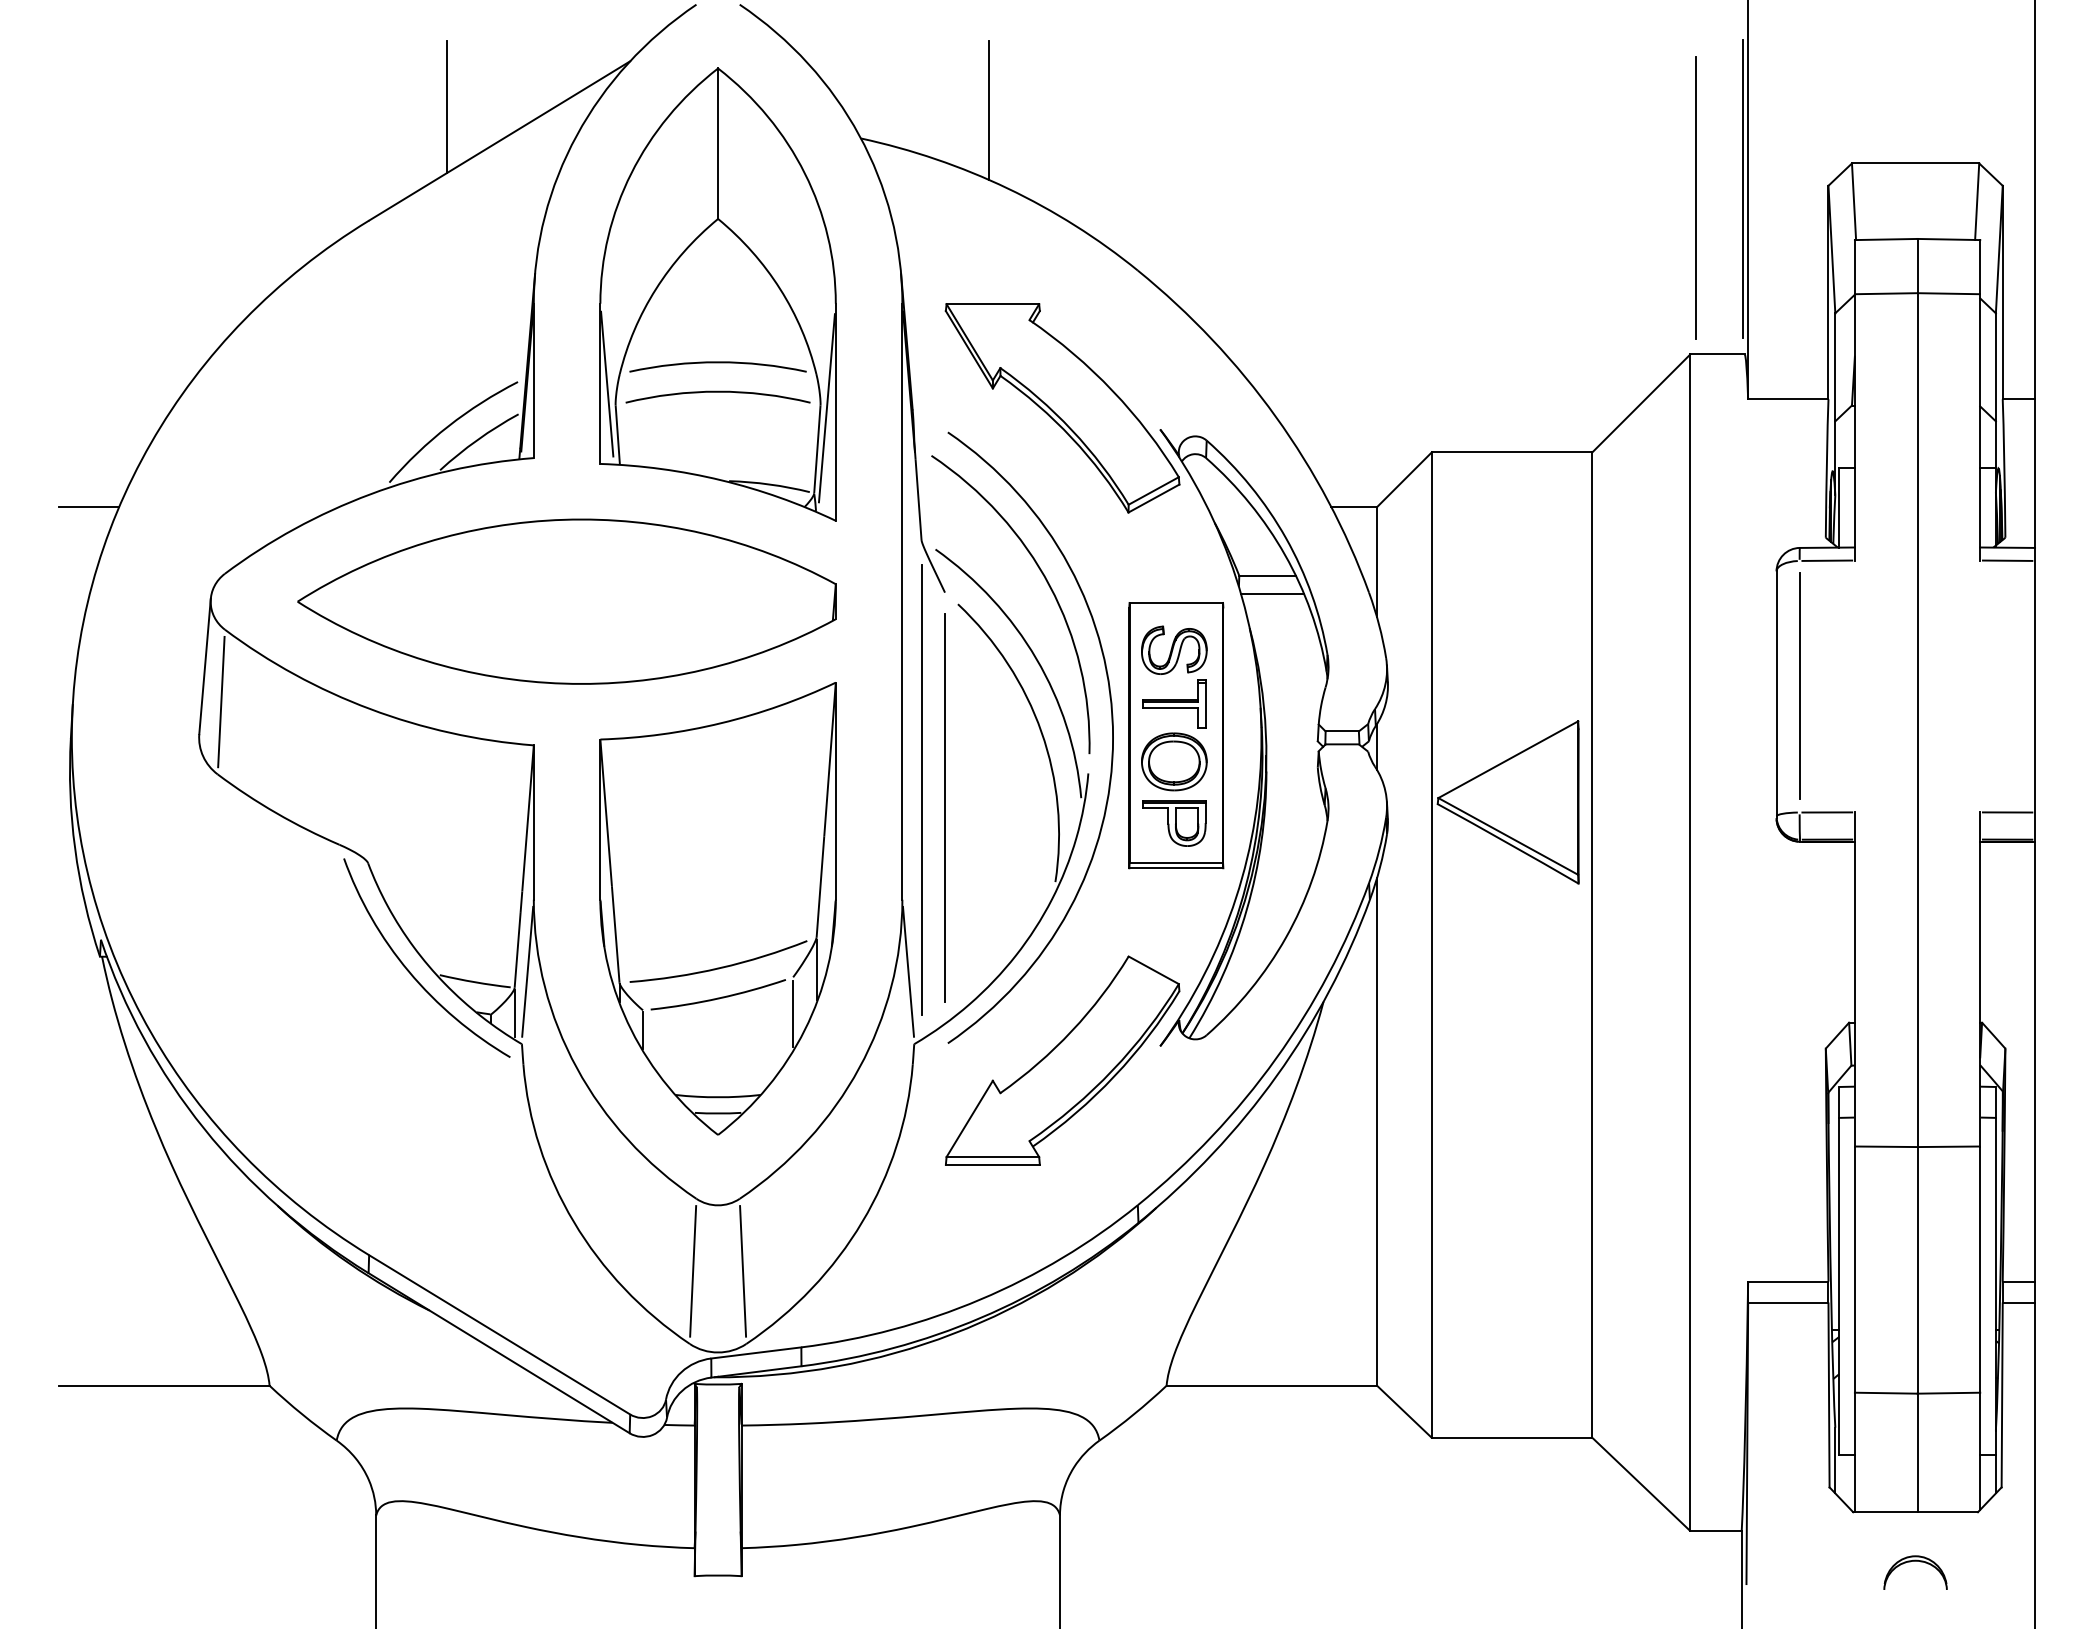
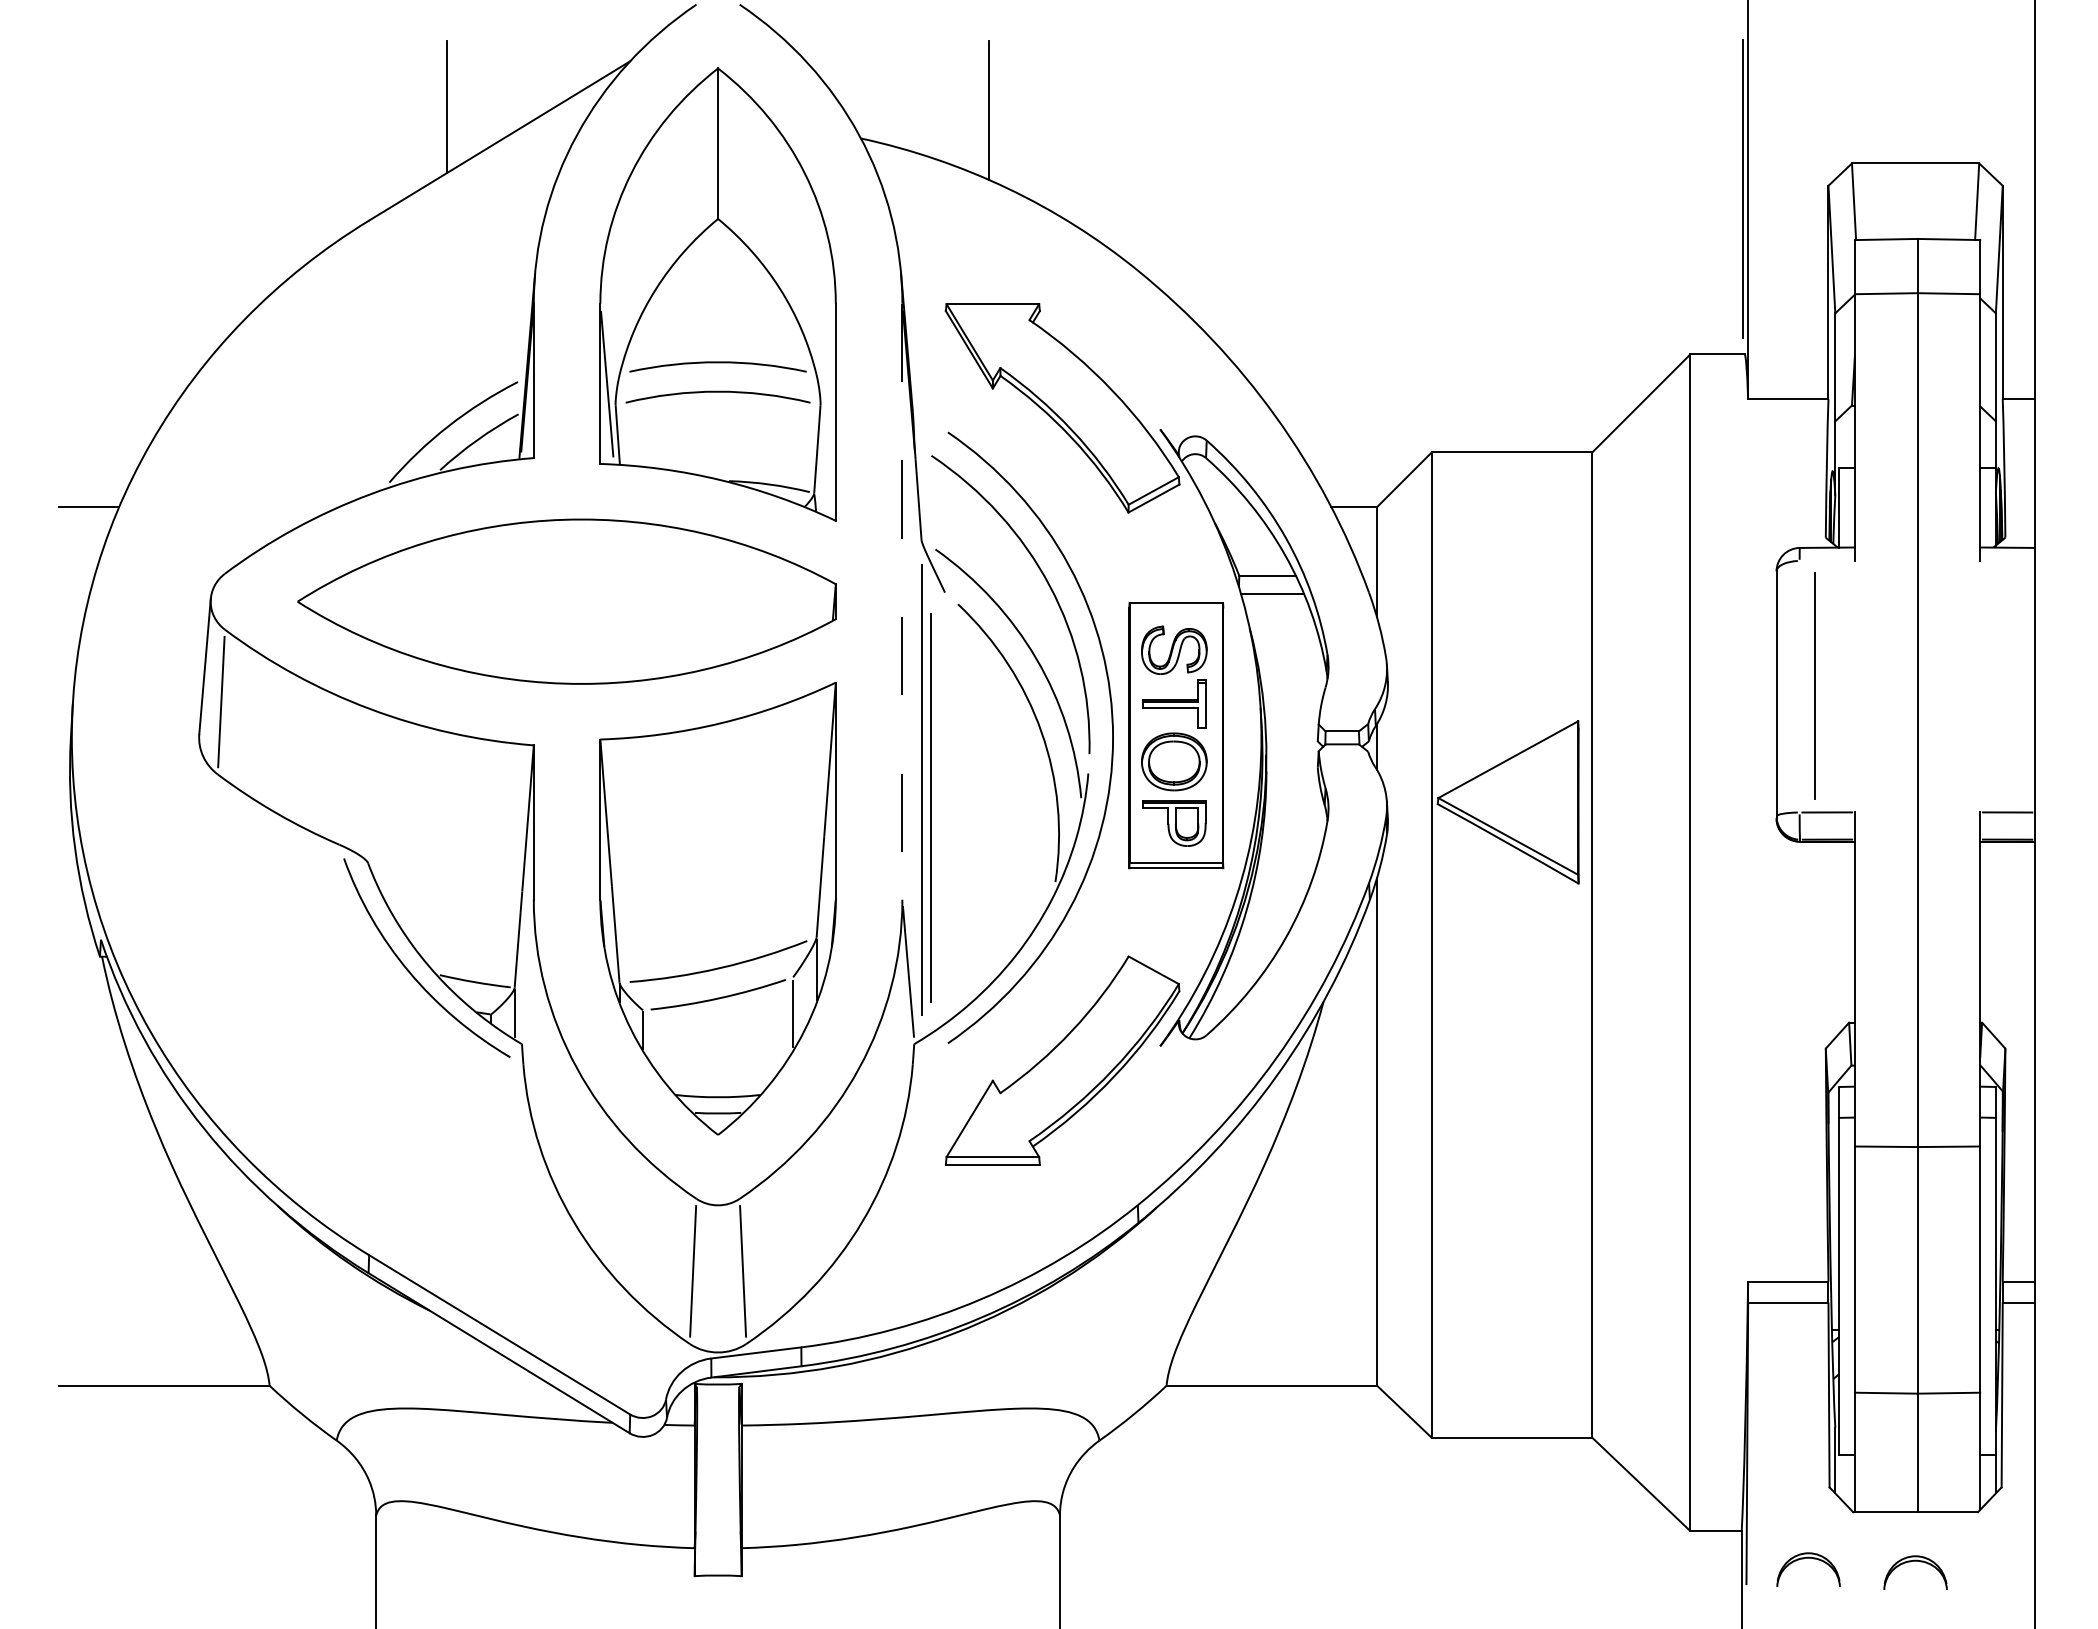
line: present -> none (1695, 197)
line: present -> none (826, 408)
line: present -> none (1827, 560)
line: present -> none (2007, 560)
line: solid -> dashed (902, 601)
line position: (1799, 685) -> (1814, 685) (1814, 685)
line position: (944, 807) -> (930, 807) (930, 807)
line: present -> none (527, 971)
part: none -> present (1808, 1558)
